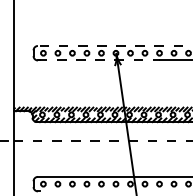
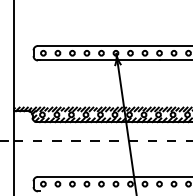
line: dashed -> solid (114, 46)
line: dashed -> solid (98, 60)
